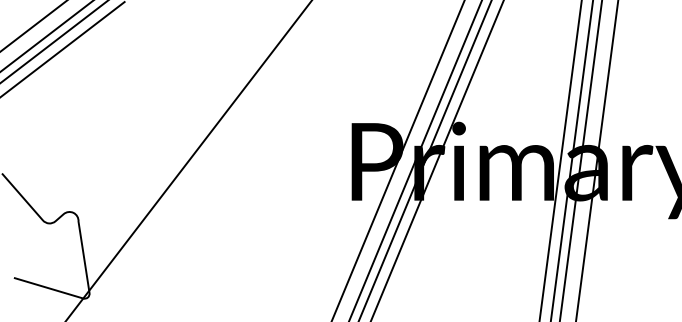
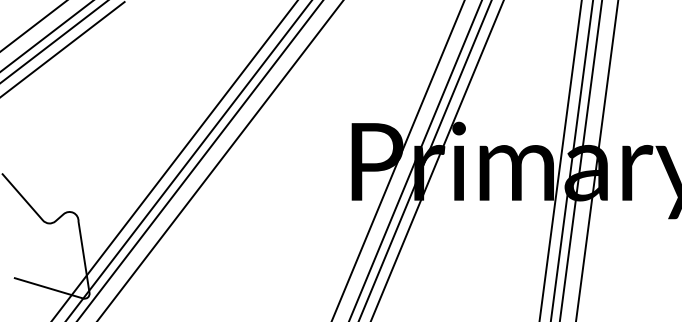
line: none -> present (174, 160)
line: none -> present (200, 160)
line: none -> present (220, 160)
